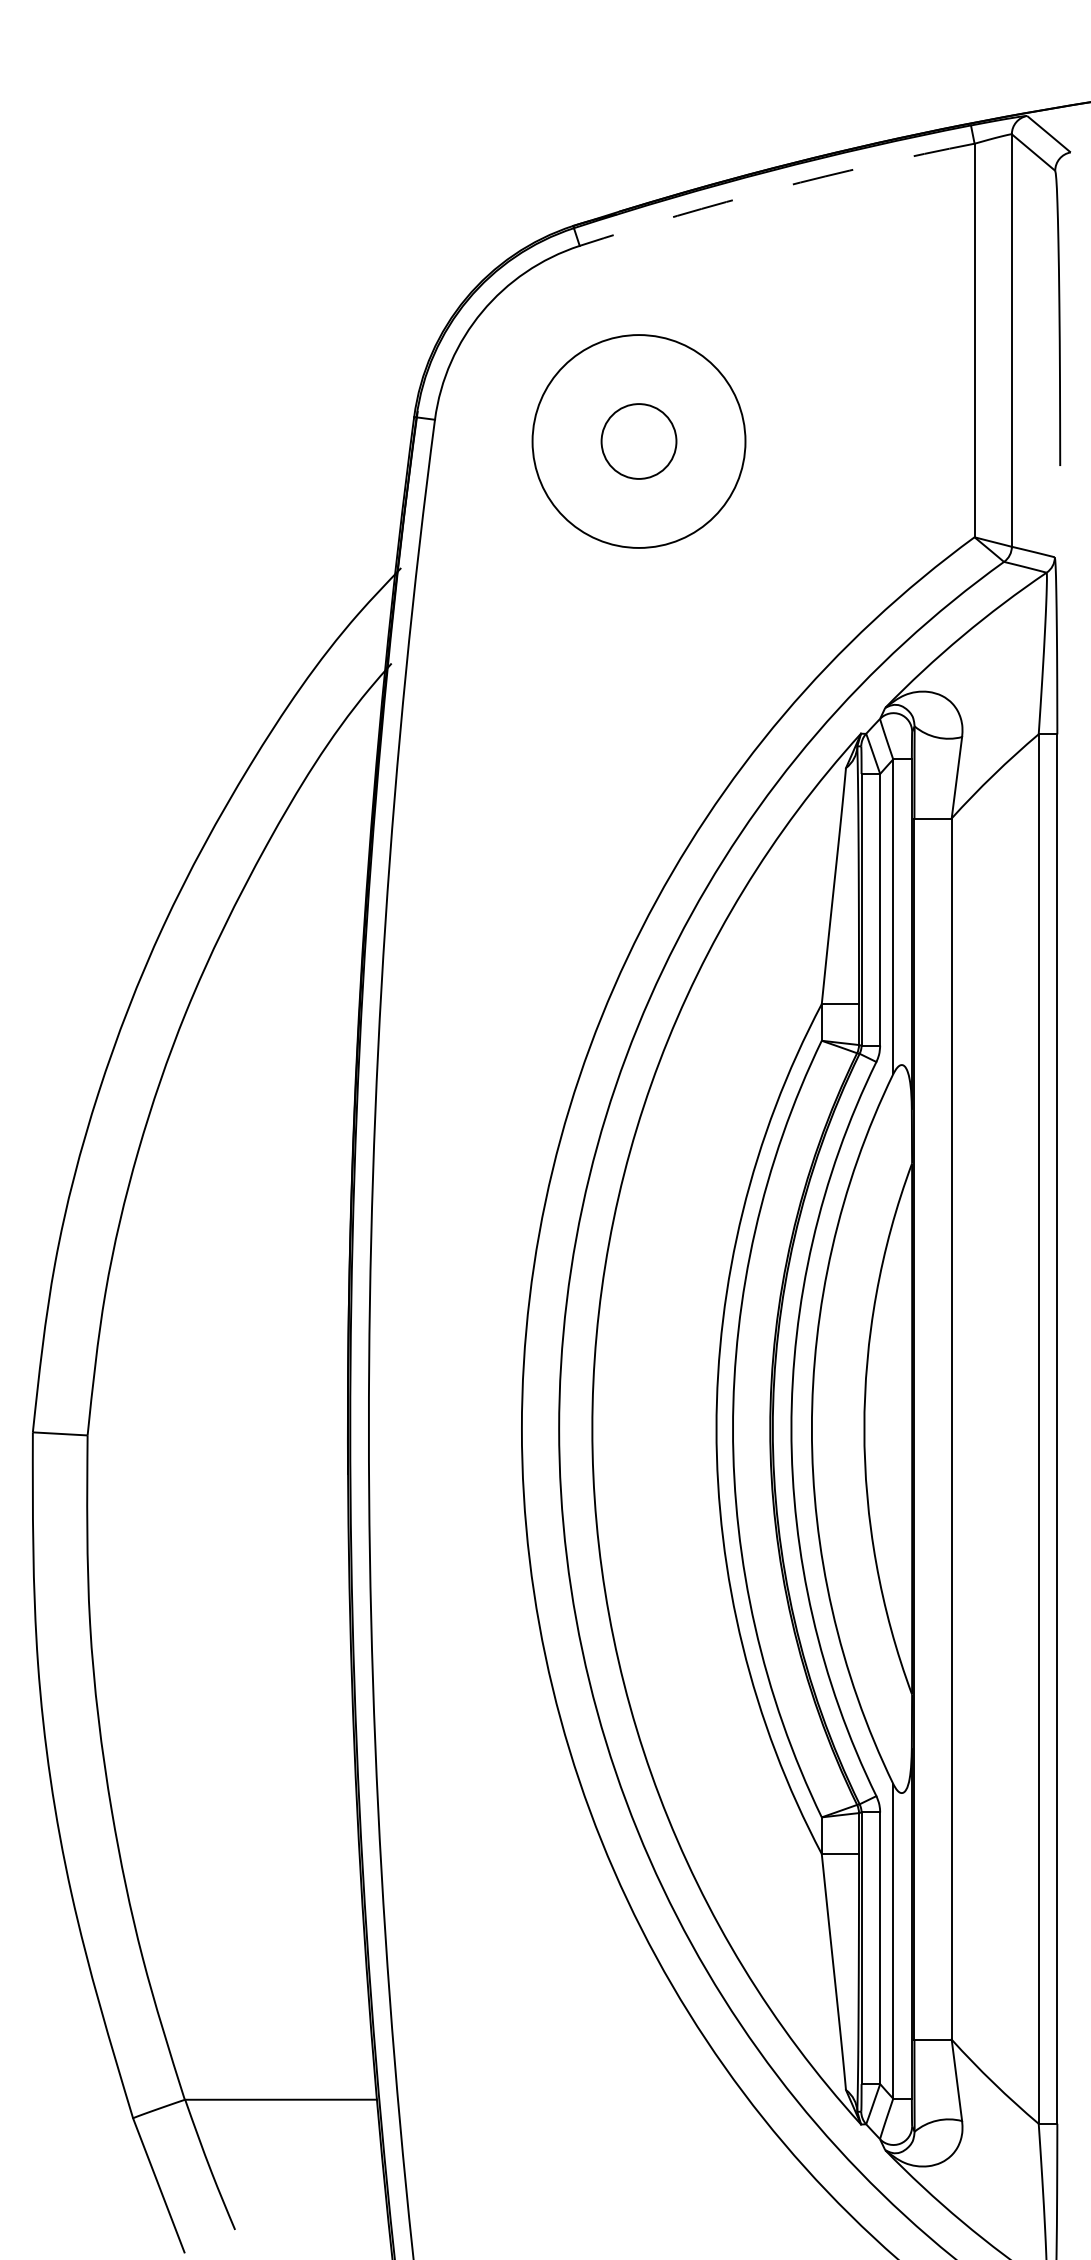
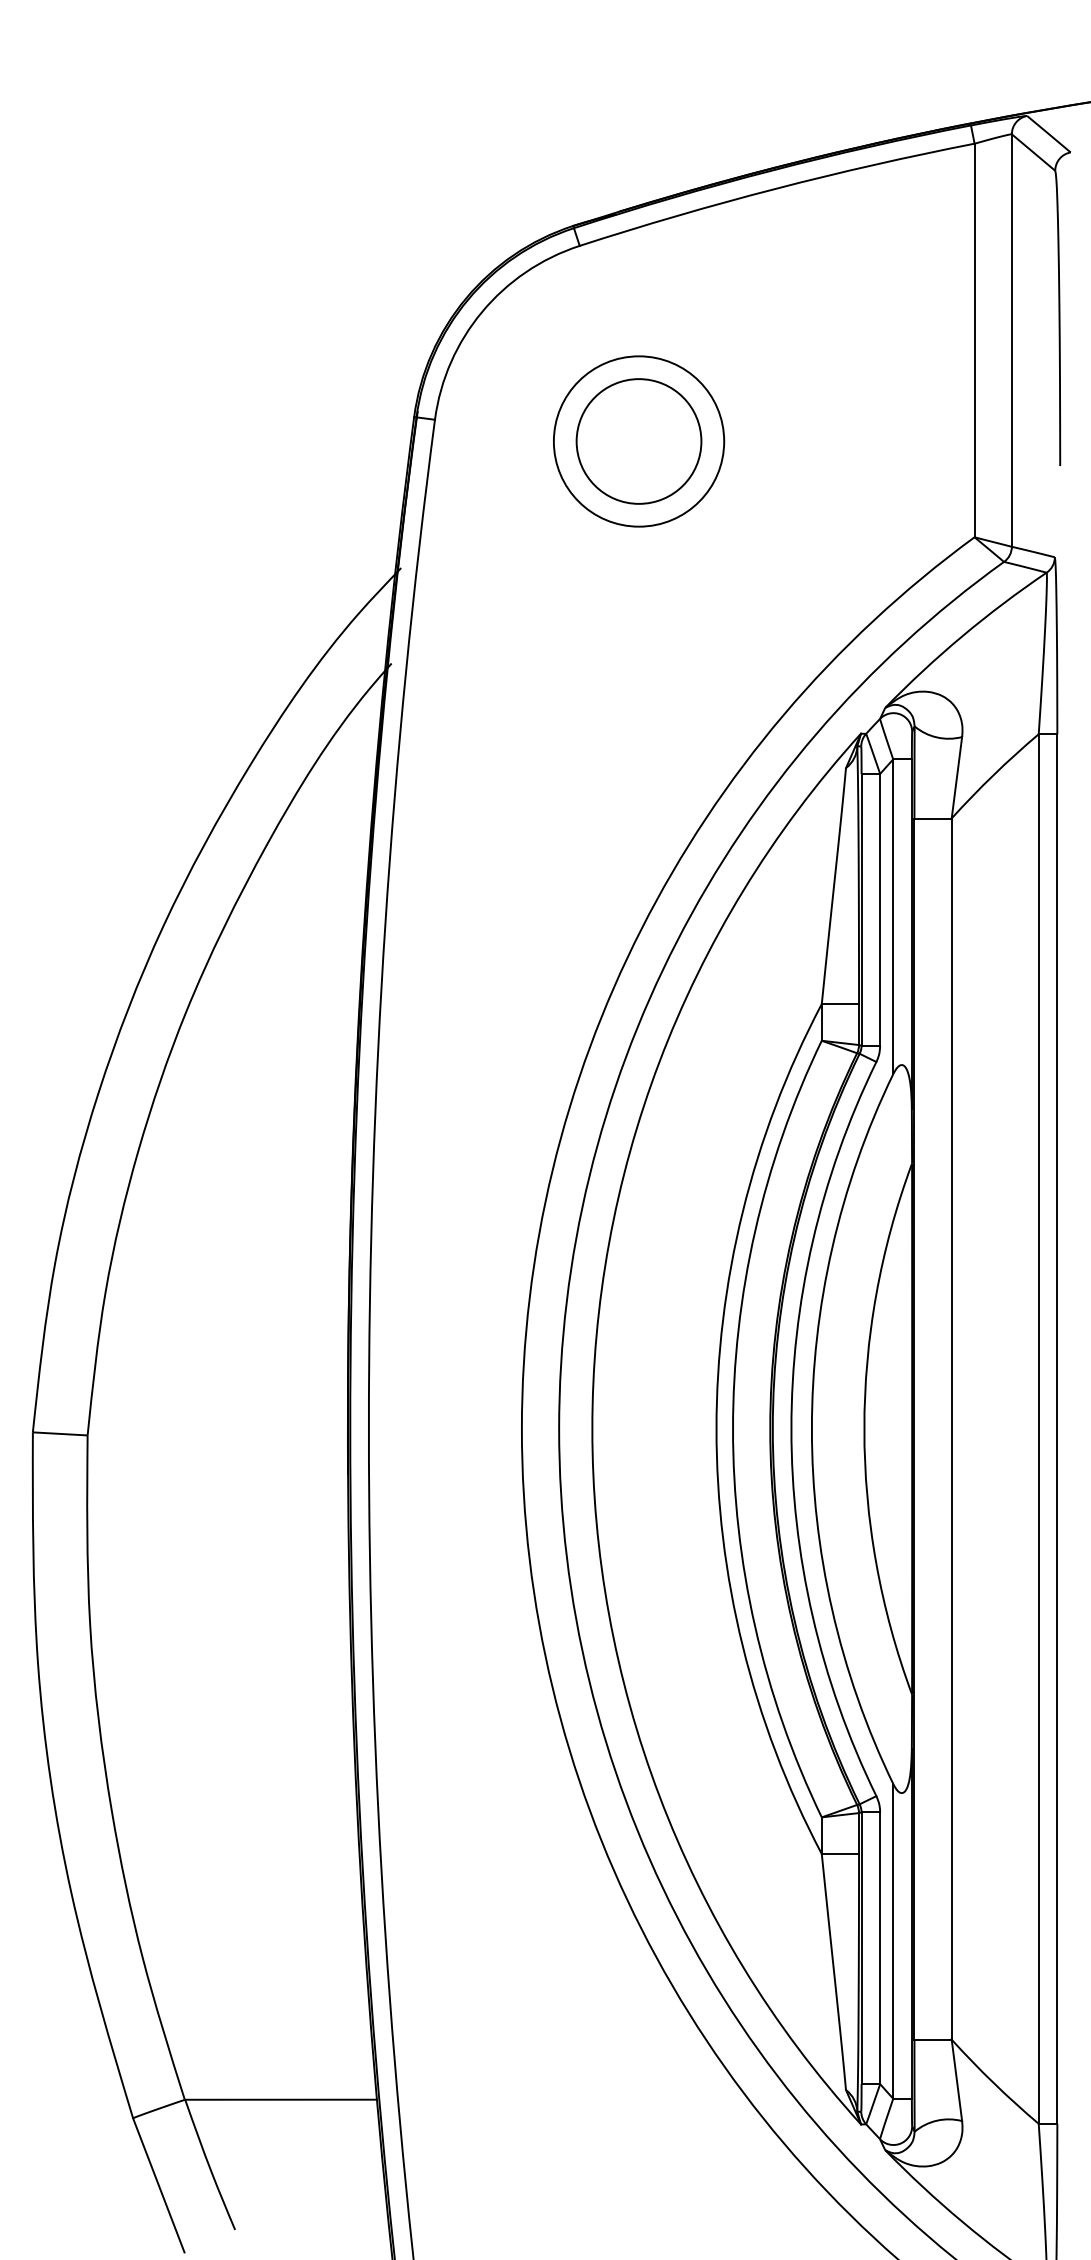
arc: dashed -> solid (775, 188)
circle diameter: 213 px -> 170 px (638, 441)
circle diameter: 75 px -> 125 px (638, 441)
